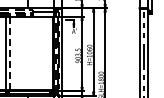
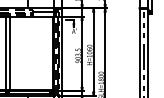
line: dashed -> solid (10, 54)
